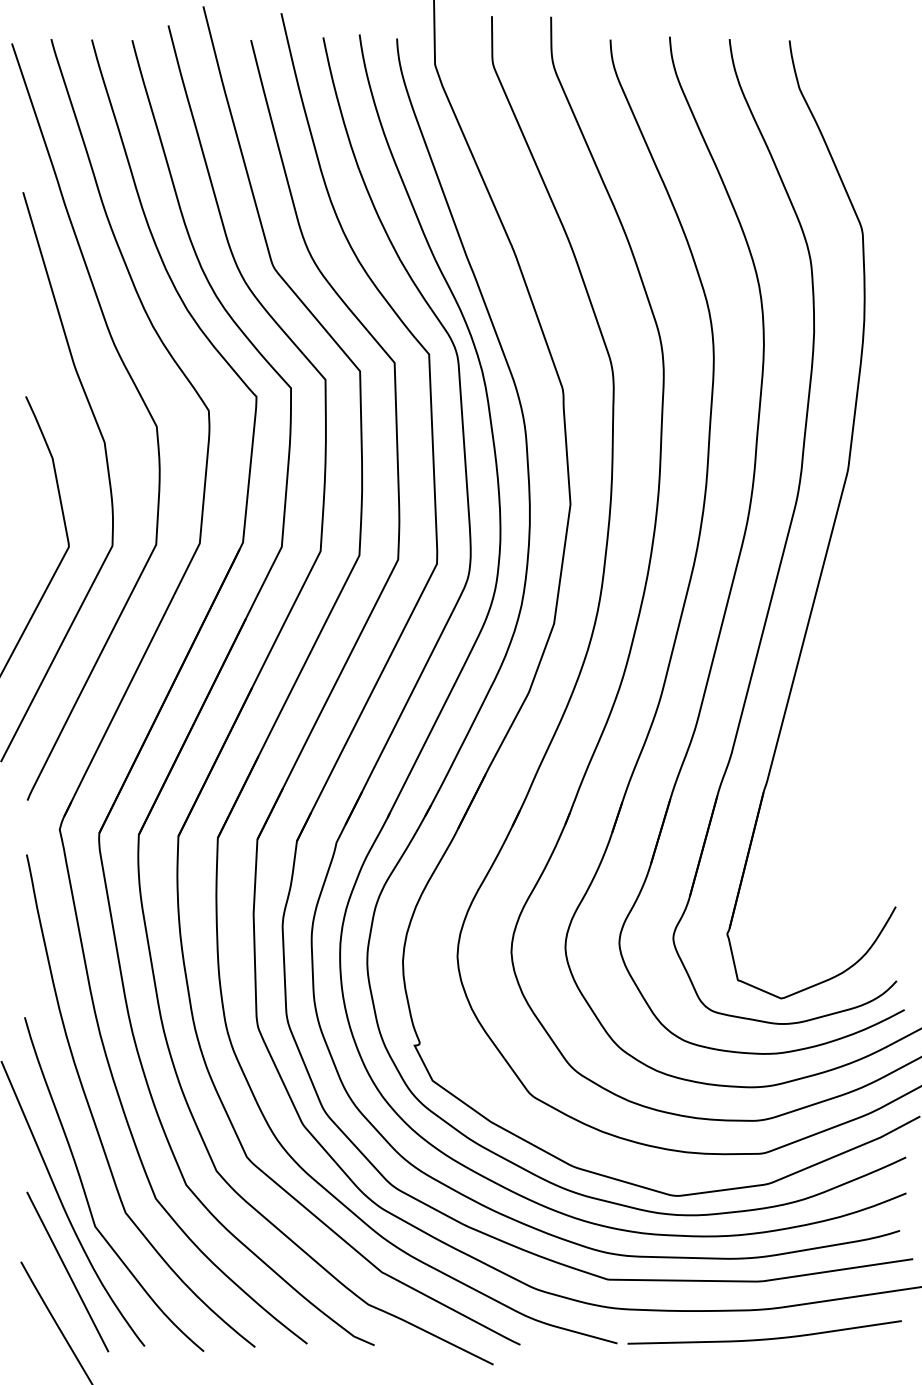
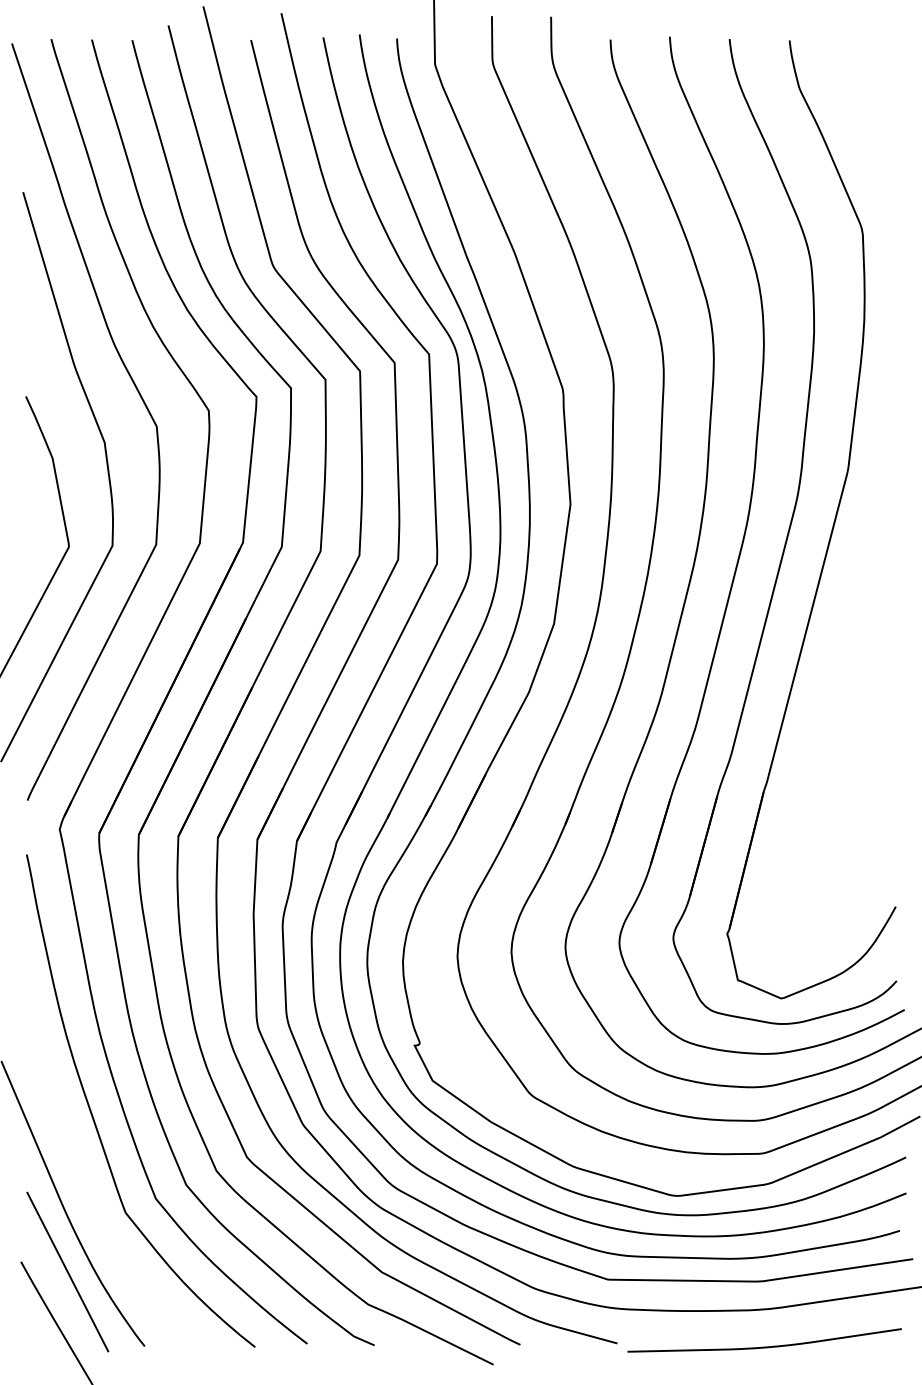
curve: present -> none (86, 1194)
curve position: (764, 1338) -> (764, 1346) (764, 1346)
